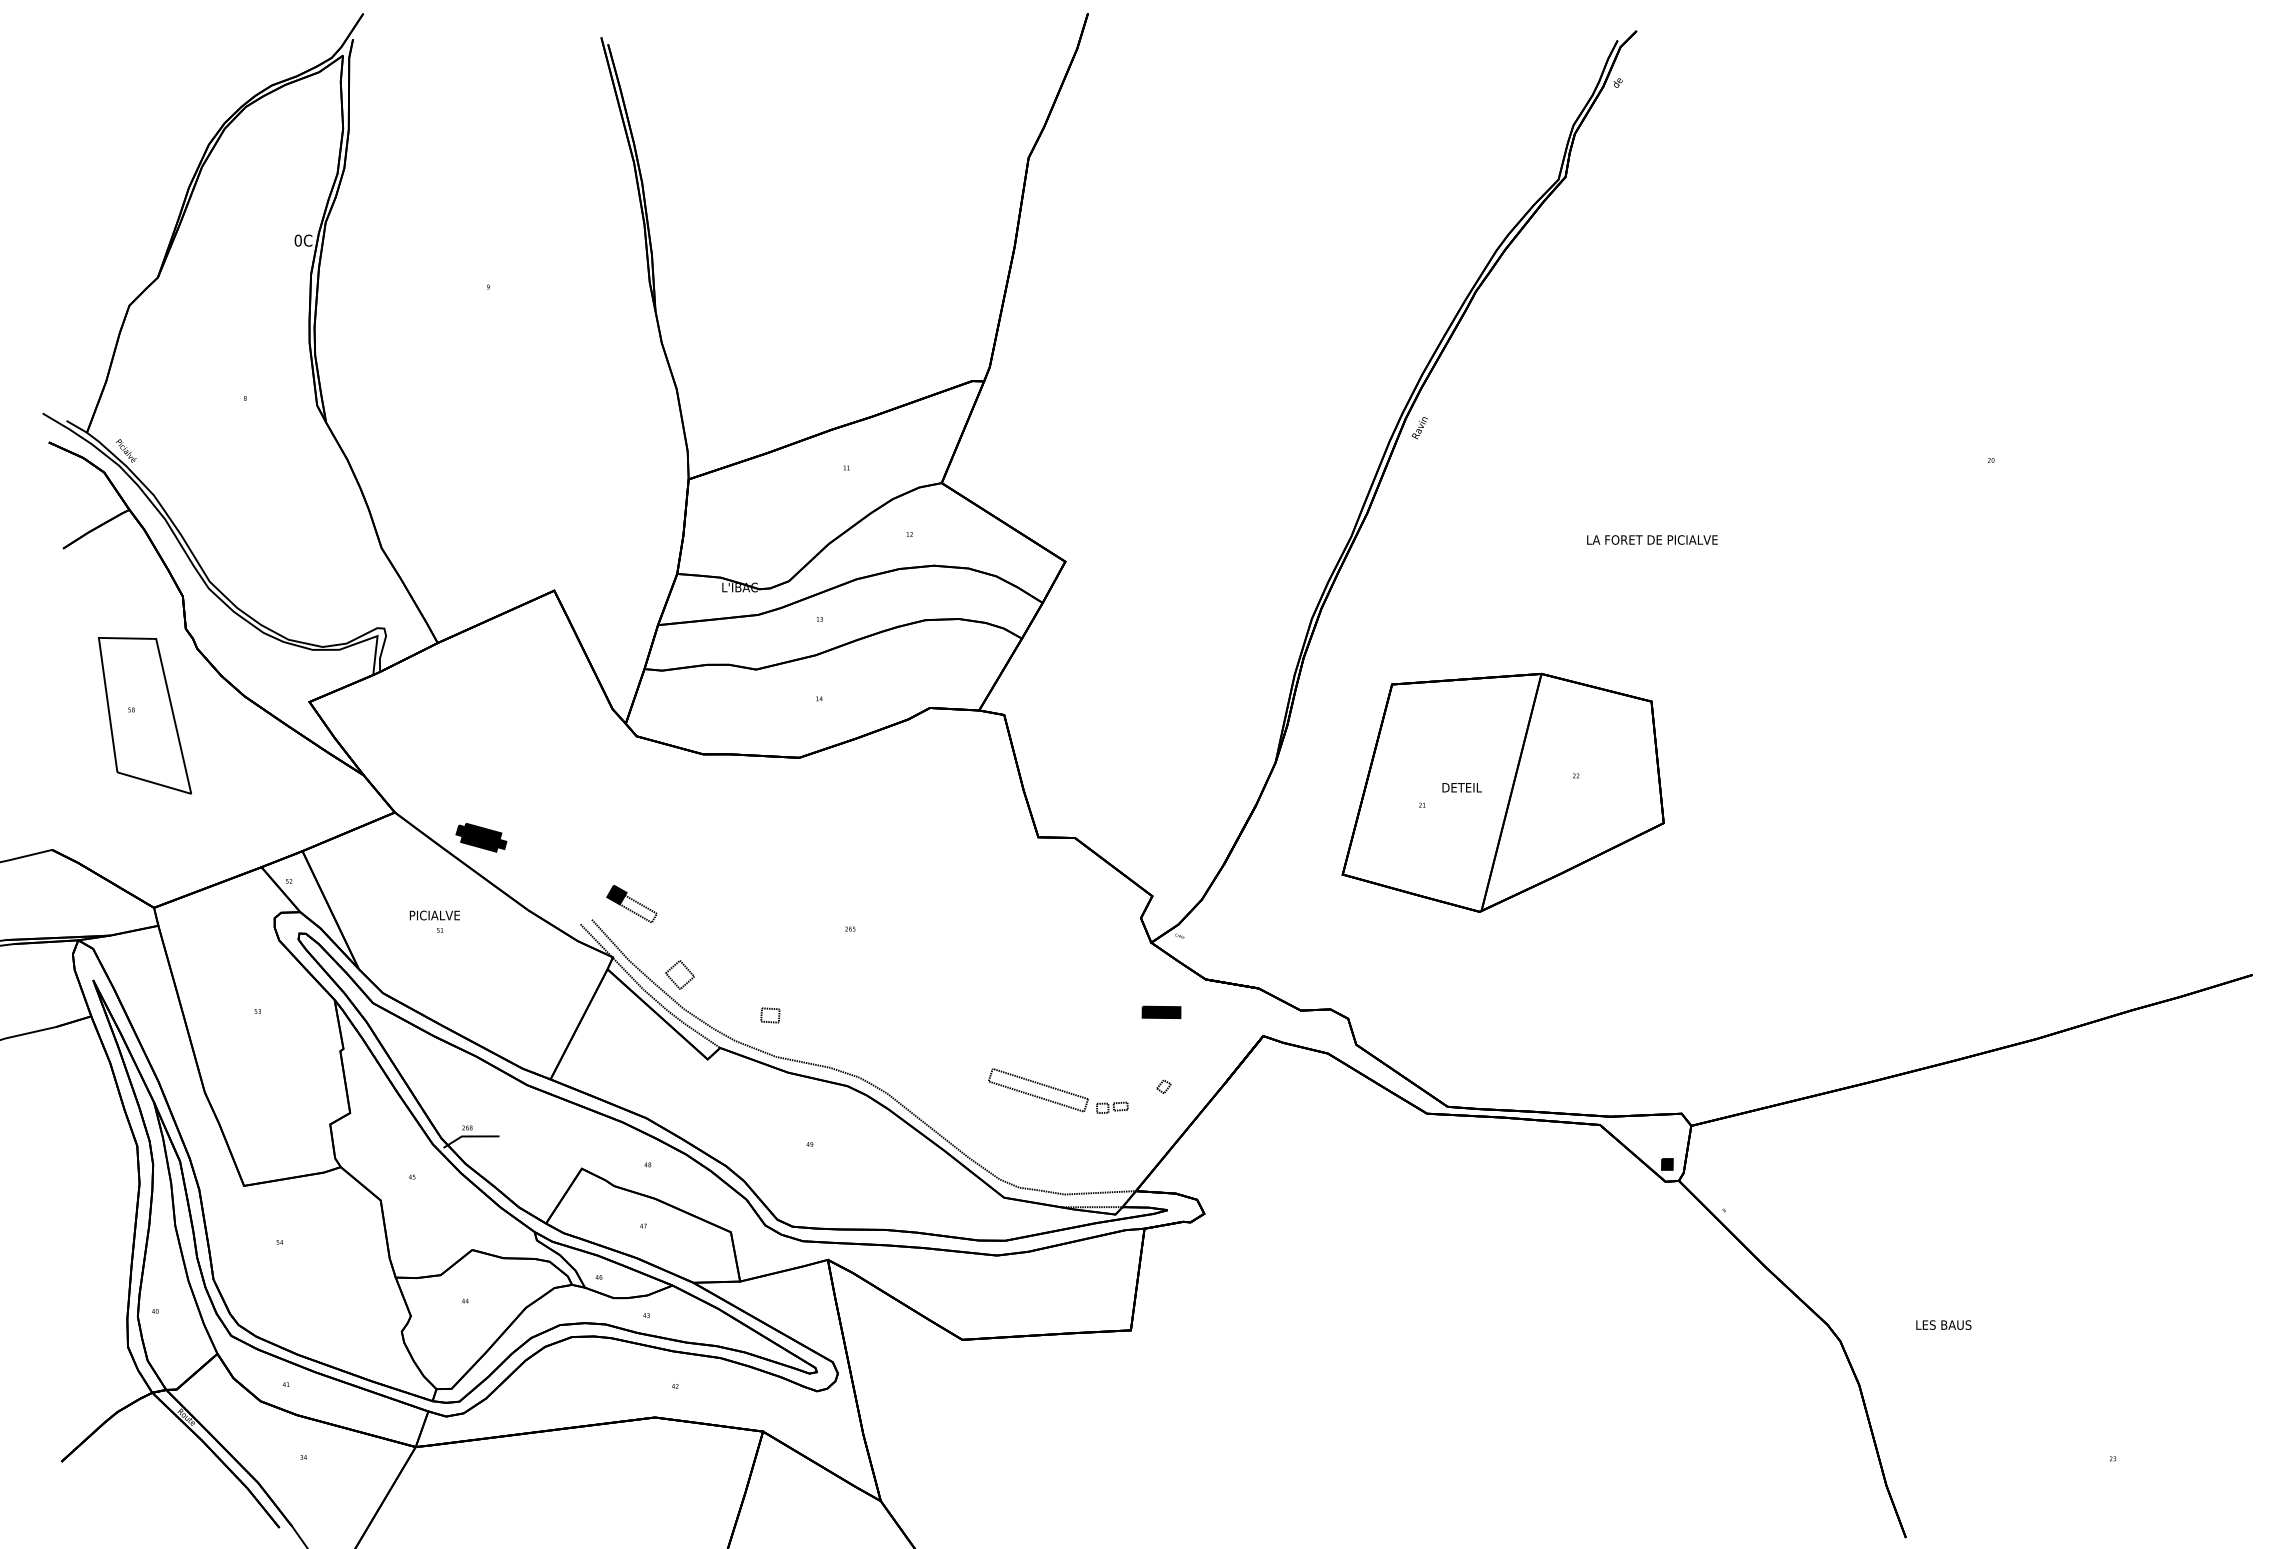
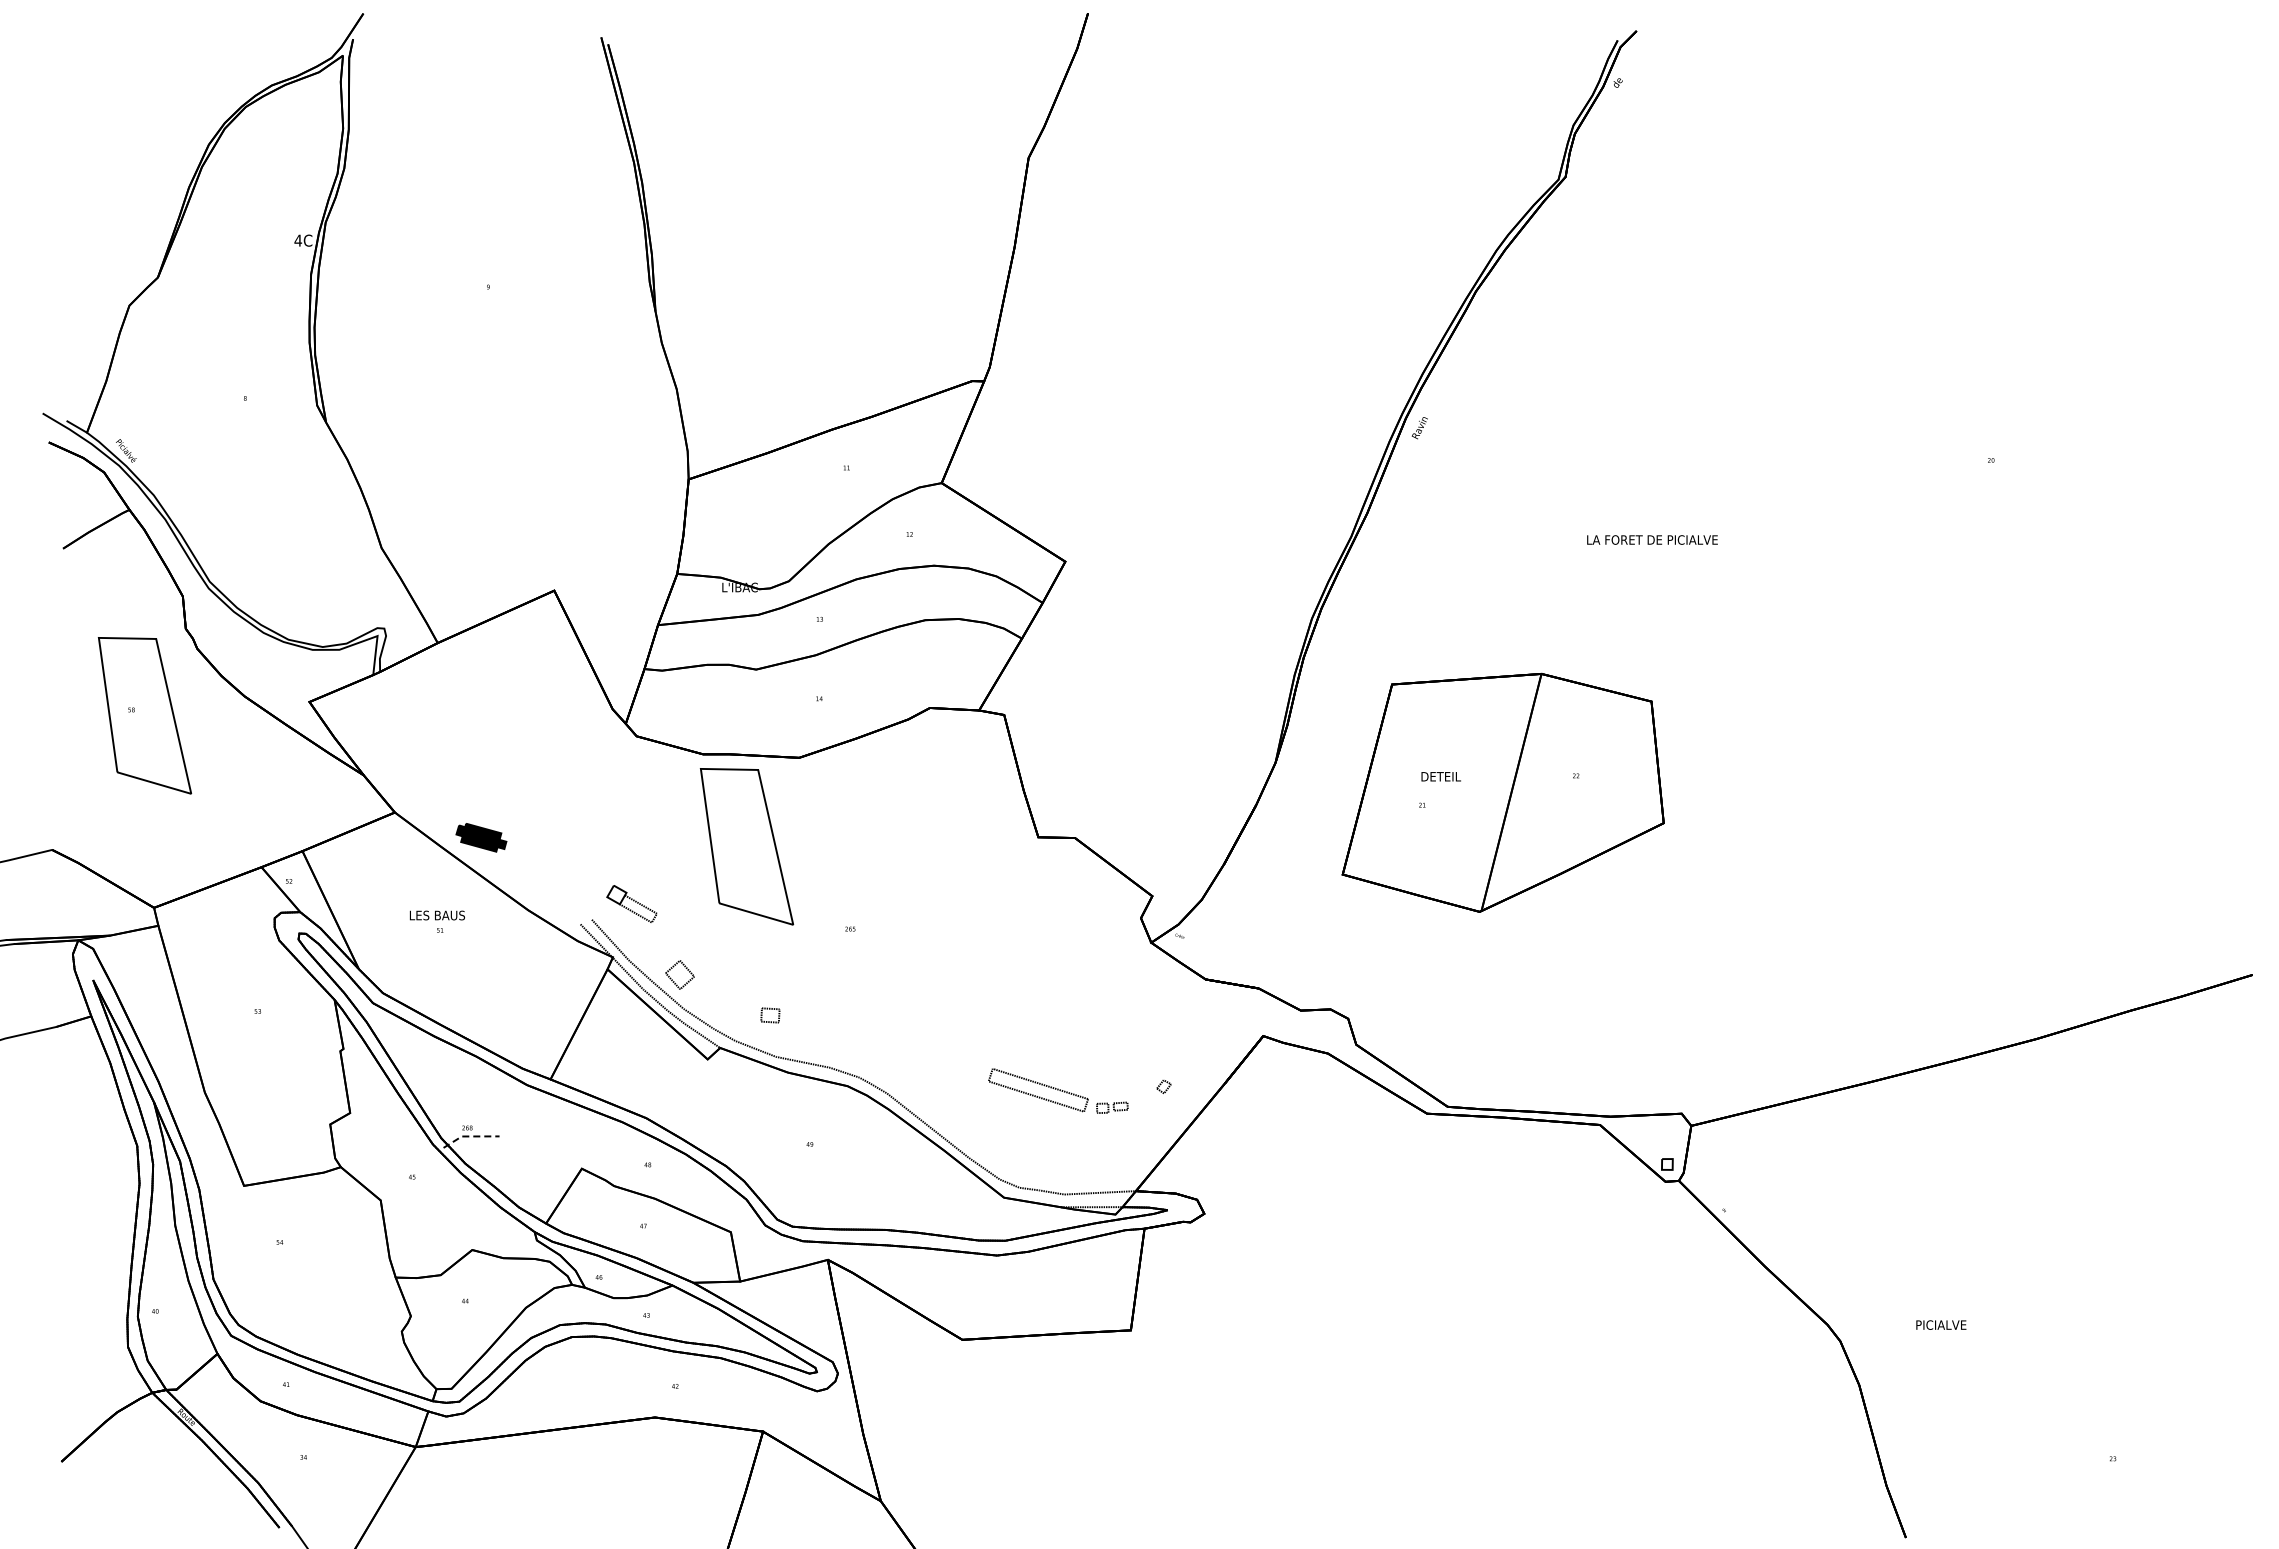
text: 0C -> 4C (298, 240)
text position: (1461, 787) -> (1440, 776) (1440, 776)
part: none -> present (746, 846)
fill: present -> none (616, 894)
text: PICIALVE -> LES BAUS (438, 915)
part: present -> none (1161, 1012)
line: solid -> dashed (469, 1136)
fill: present -> none (1666, 1164)
text: LES BAUS -> PICIALVE (1944, 1324)
